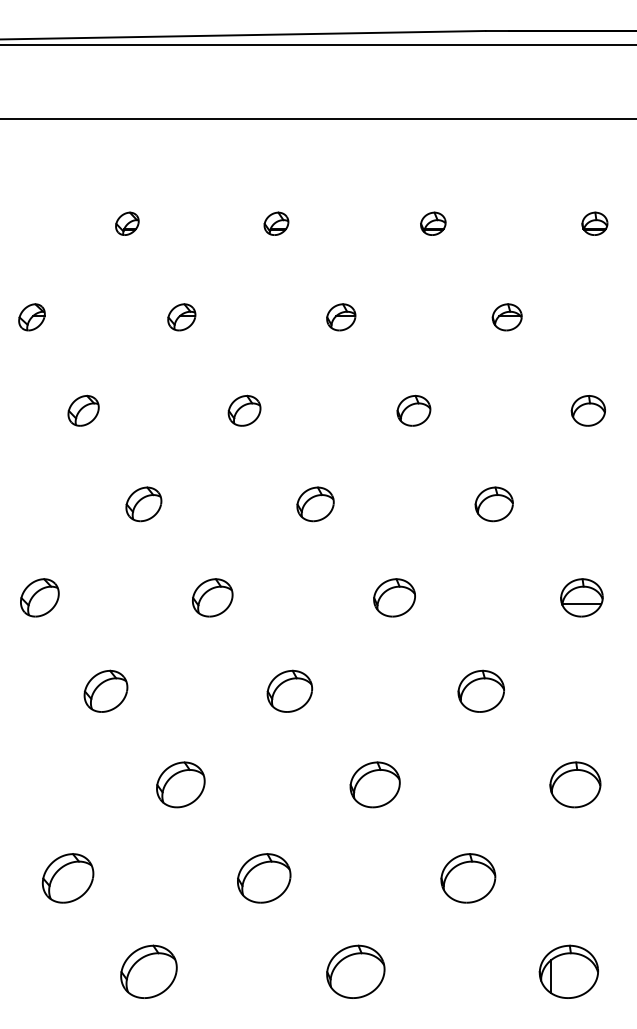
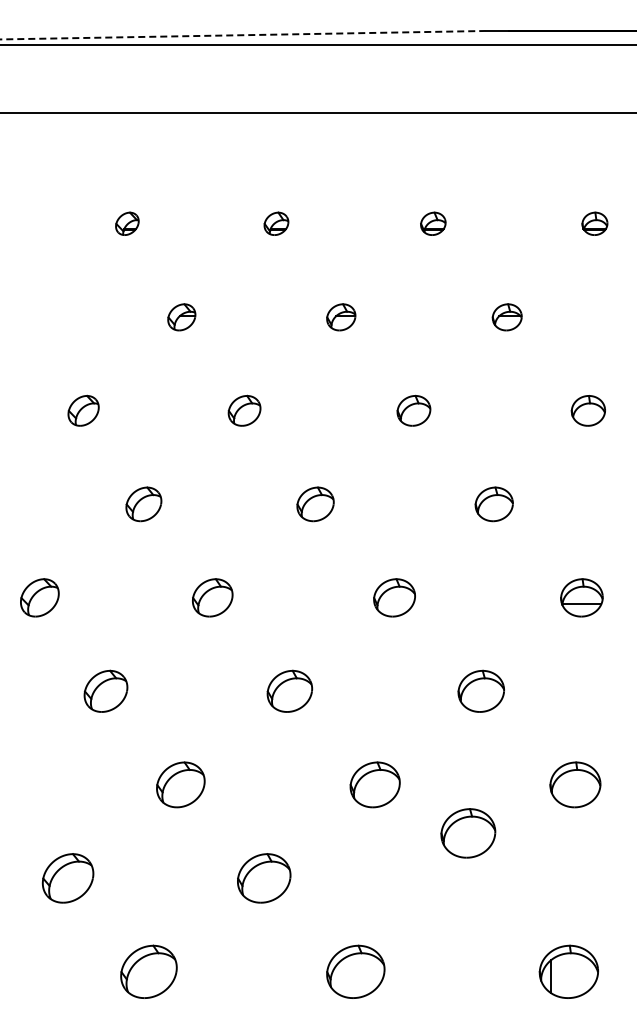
line: solid -> dashed (242, 35)
line position: (317, 119) -> (317, 113) (317, 113)
part: present -> none (31, 317)
part position: (468, 878) -> (468, 833) (468, 833)
